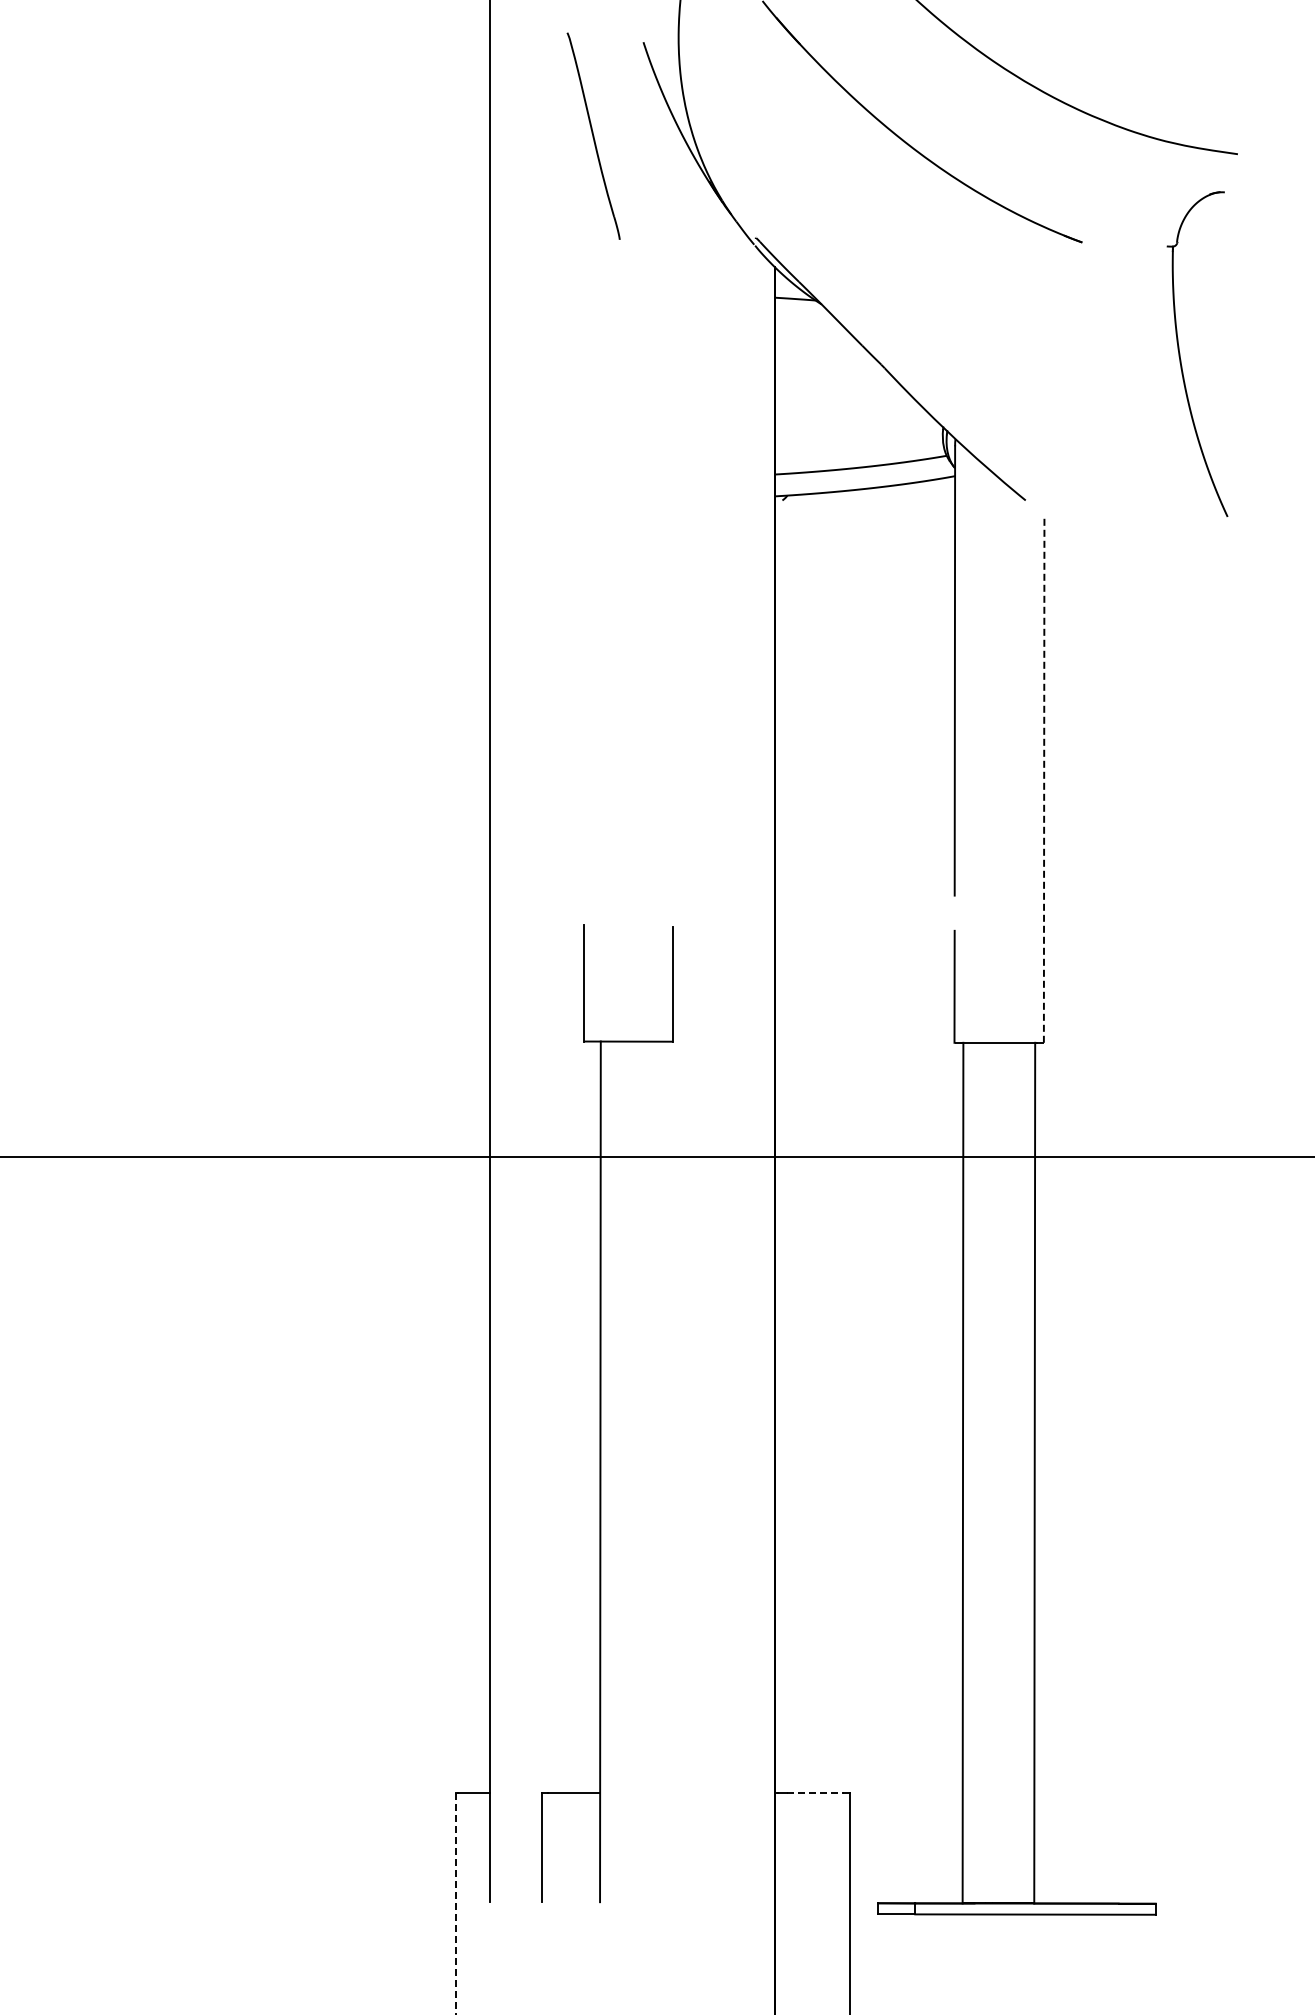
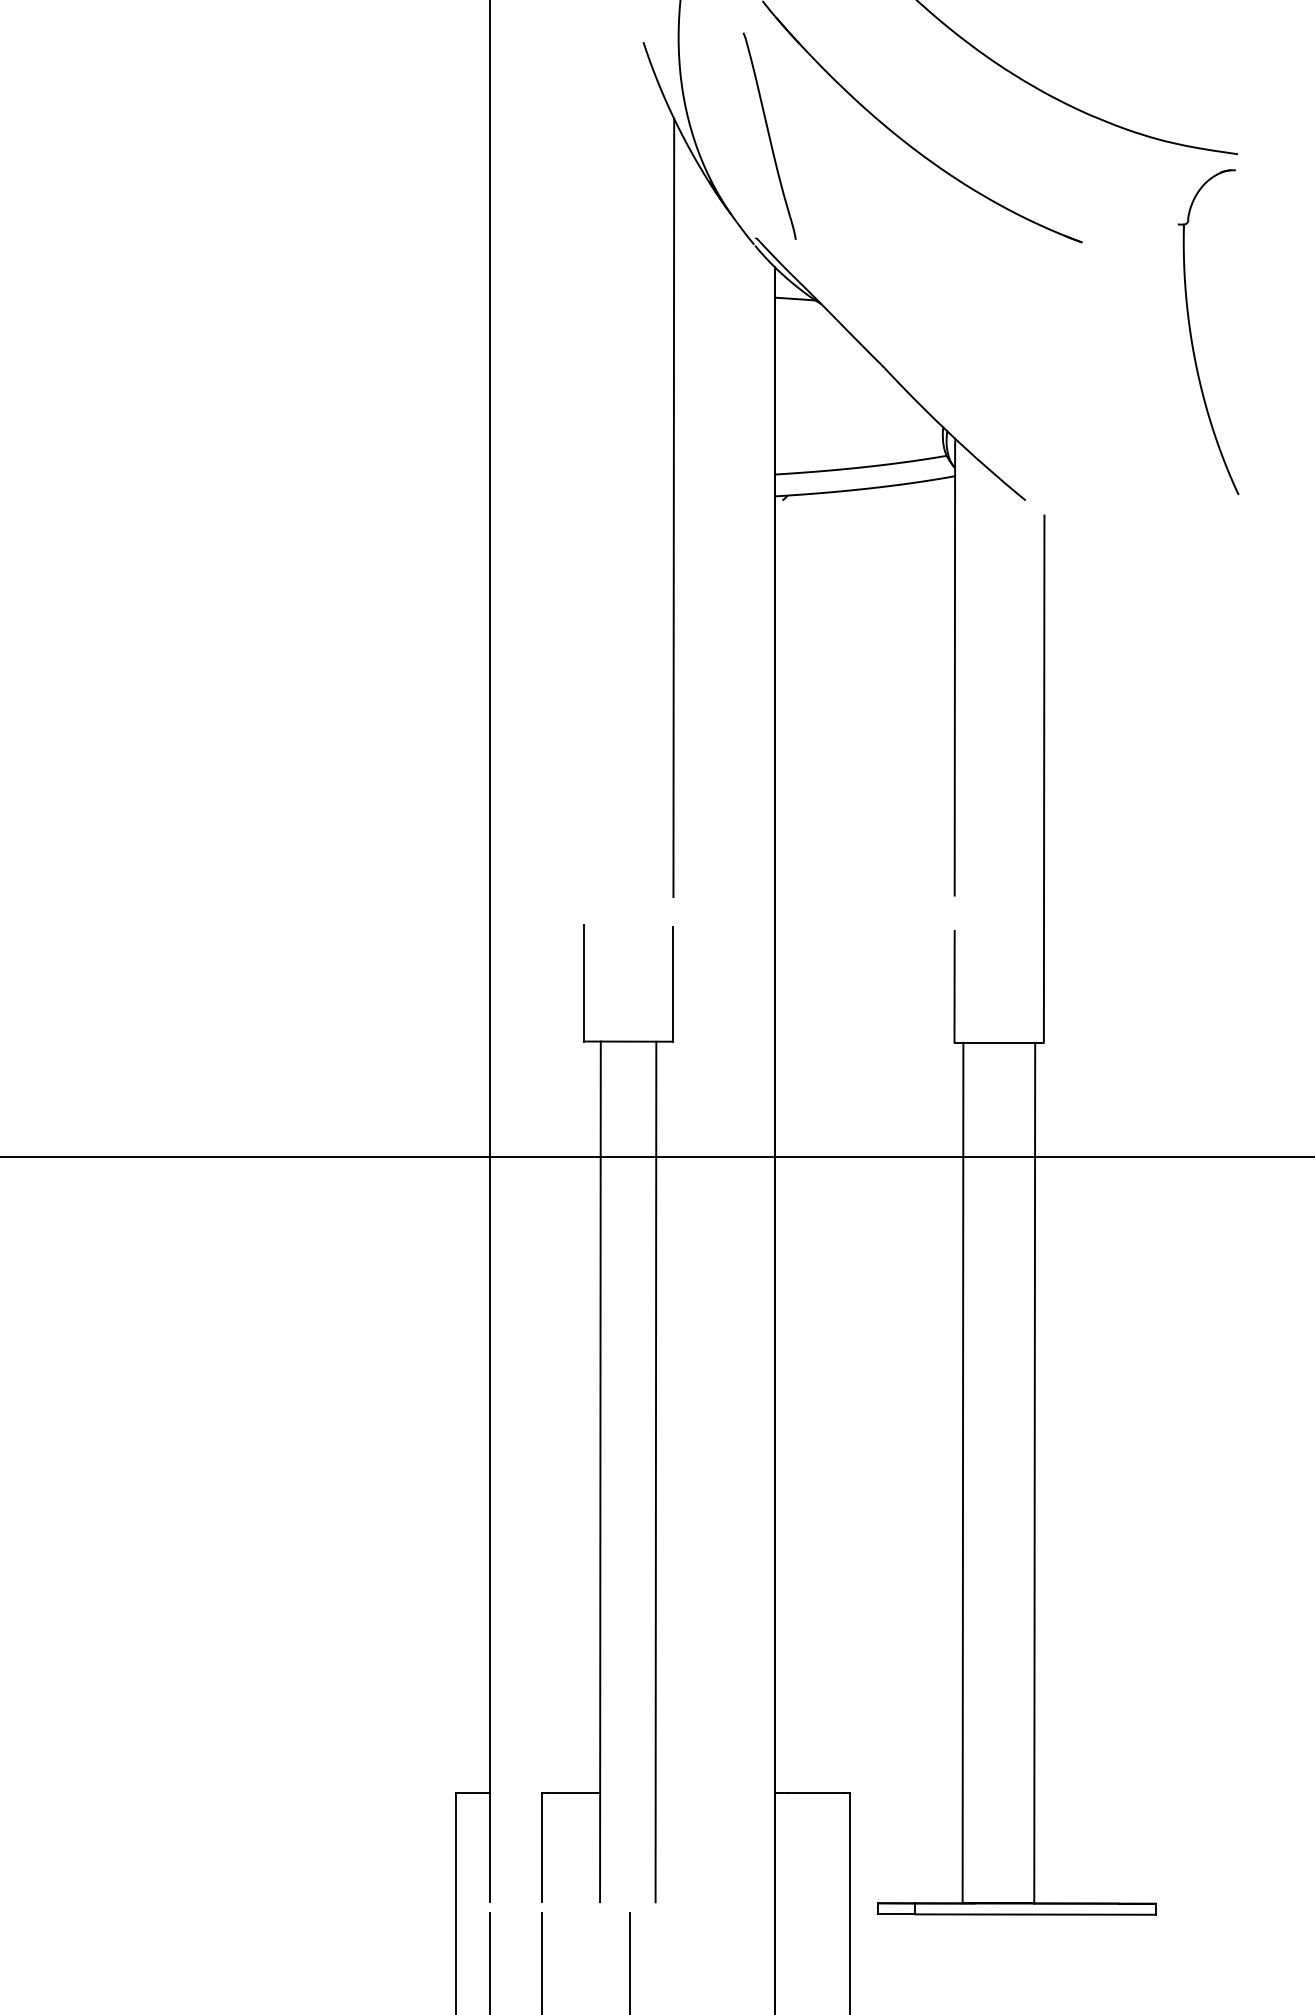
part position: (593, 135) -> (769, 135) (769, 135)
part position: (1180, 353) -> (1191, 331) (1191, 331)
line: none -> present (673, 507)
line: dashed -> solid (1044, 779)
line: none -> present (655, 1471)
line: dashed -> solid (815, 1792)
line: dashed -> solid (456, 1903)
line: none -> present (489, 1962)
line: none -> present (542, 1962)
line: none -> present (629, 1962)
